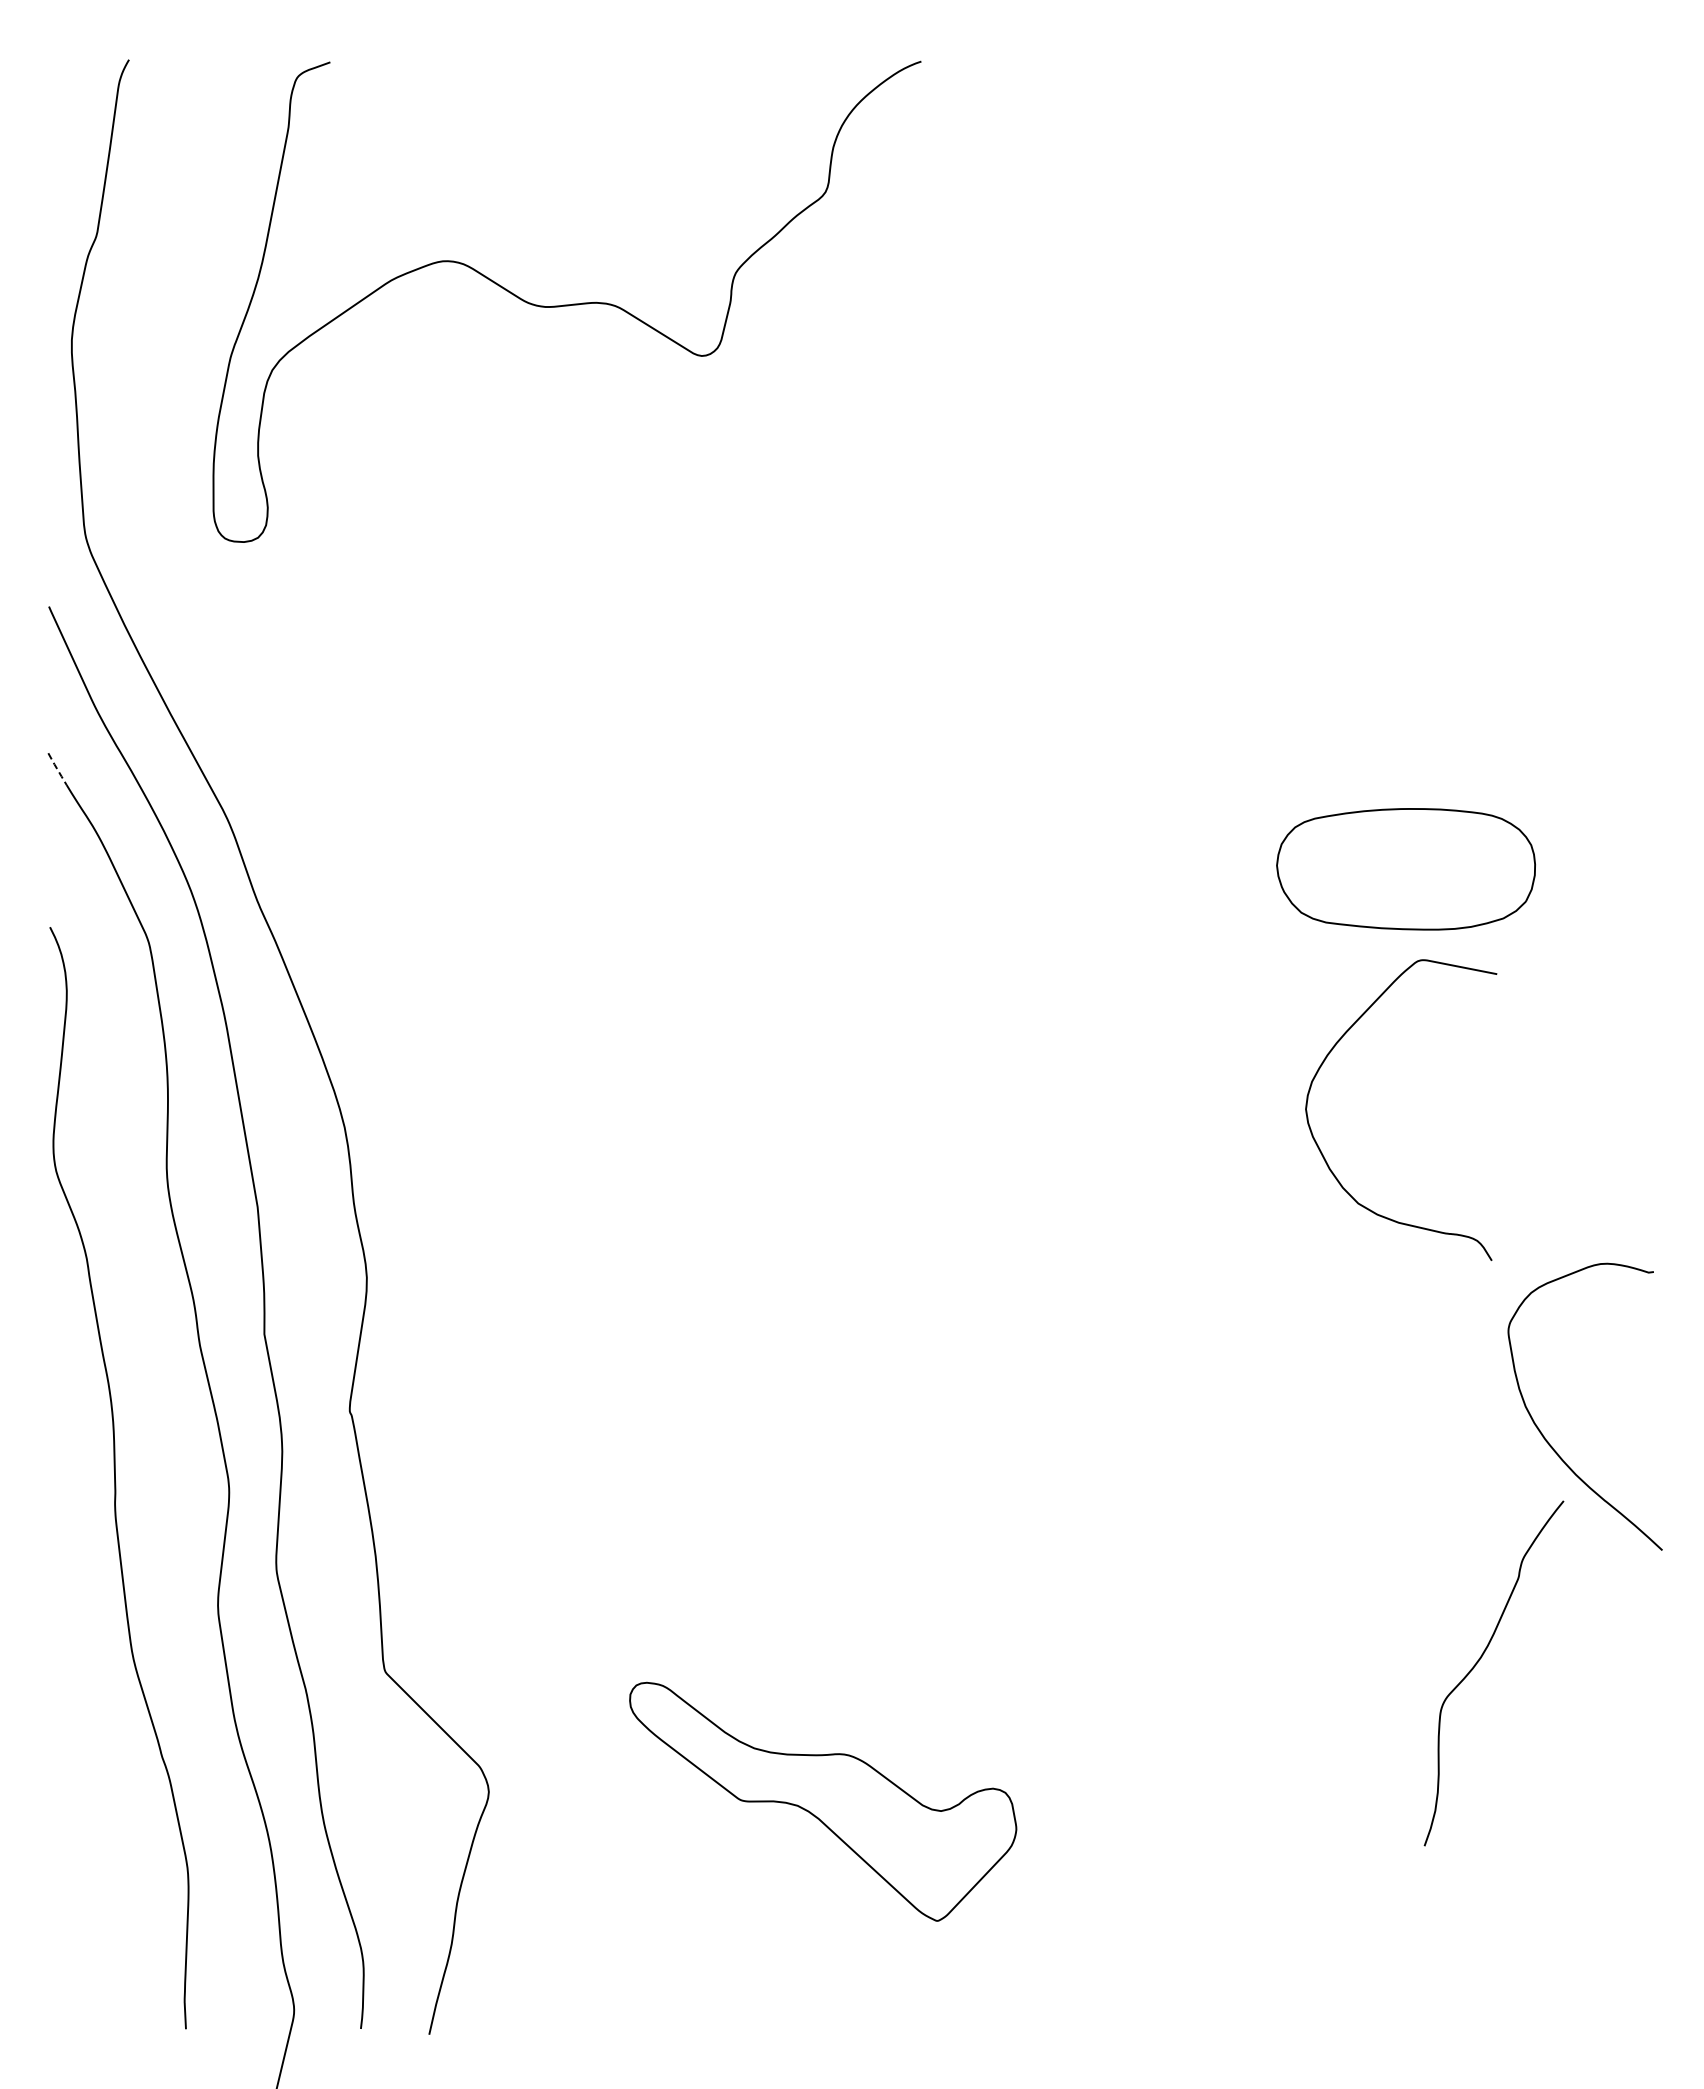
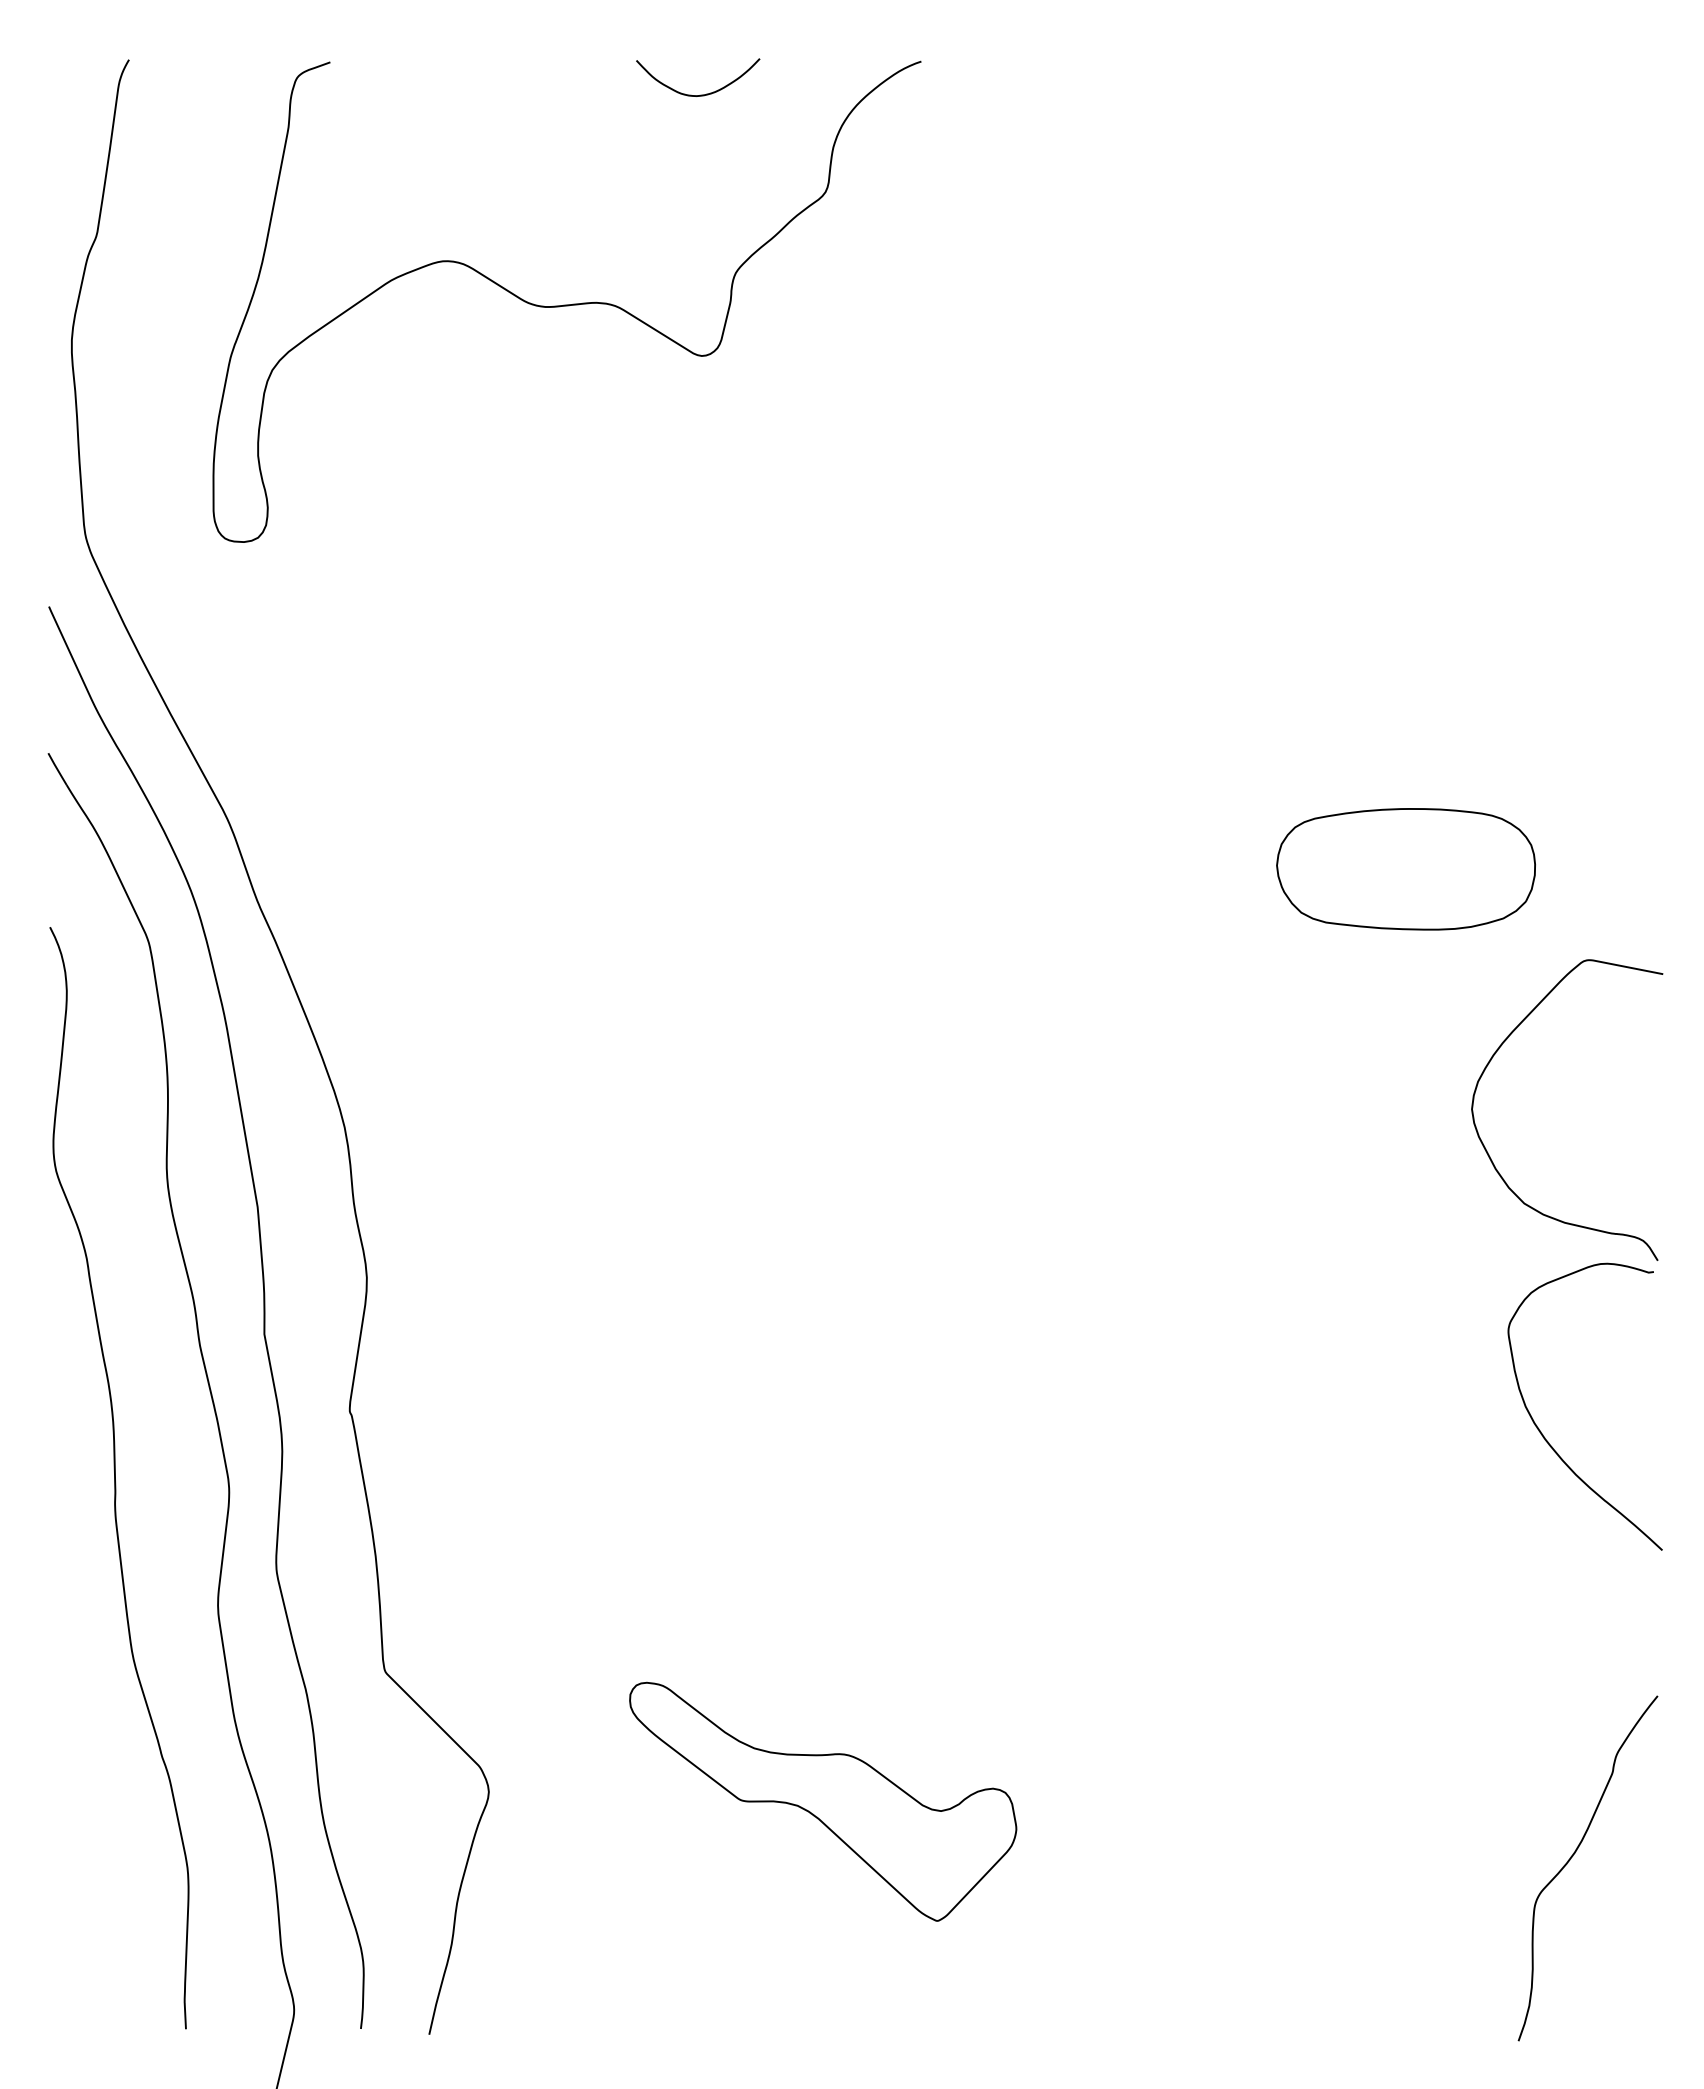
curve: none -> present (700, 94)
line: dashed -> solid (57, 769)
curve position: (1321, 1150) -> (1487, 1150) (1487, 1150)
curve position: (1479, 1661) -> (1573, 1856) (1573, 1856)
